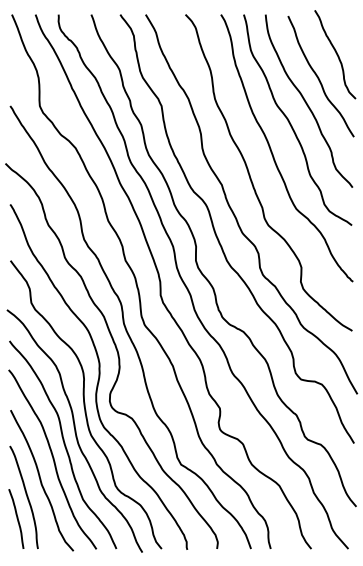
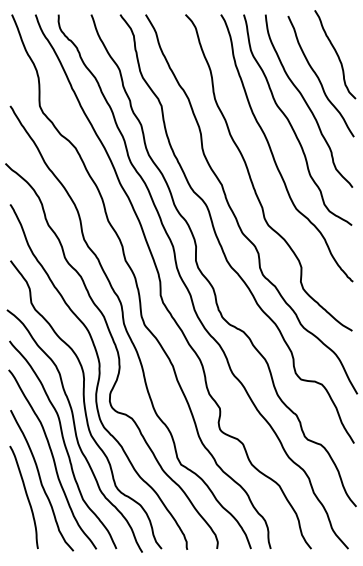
curve: present -> none (16, 518)
